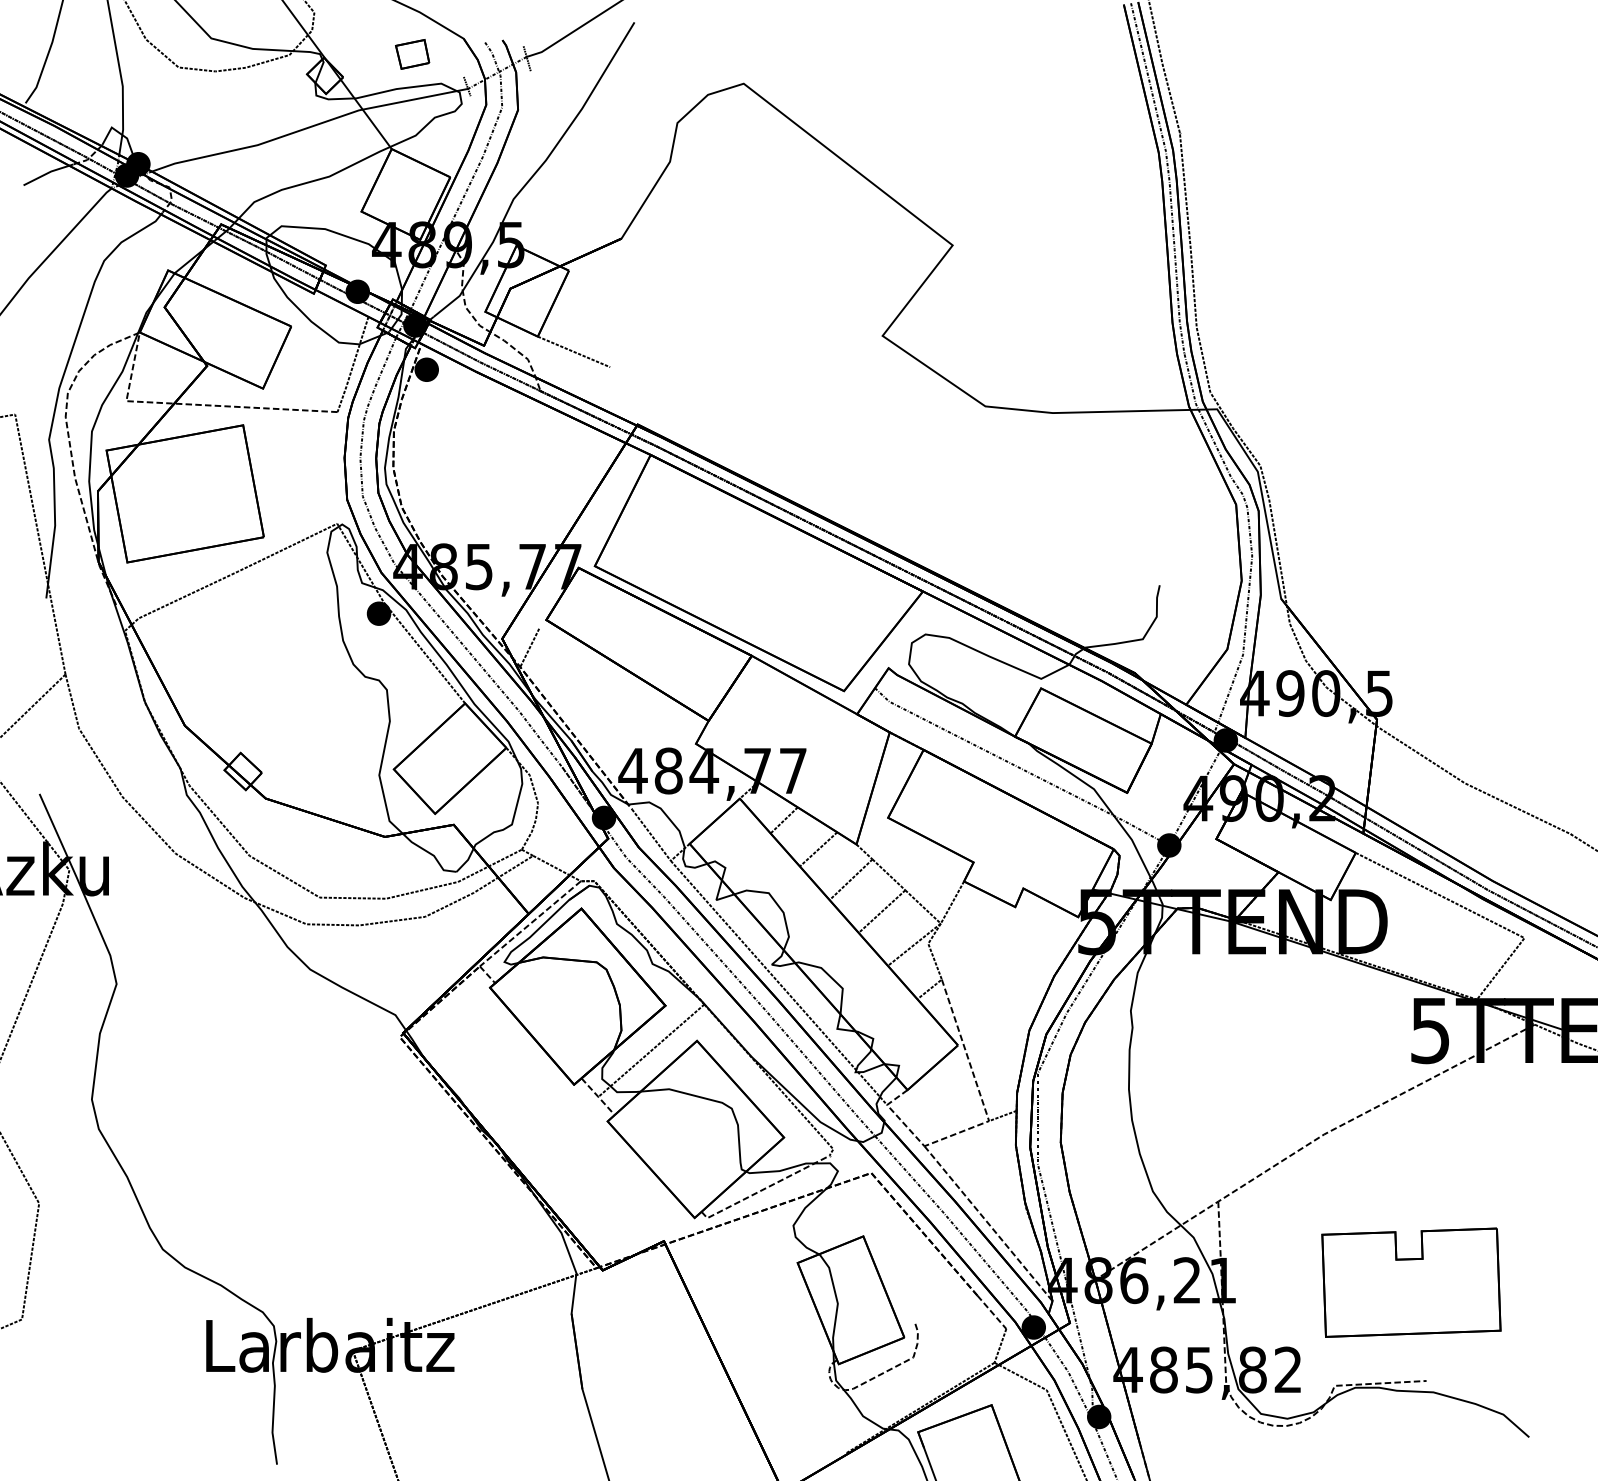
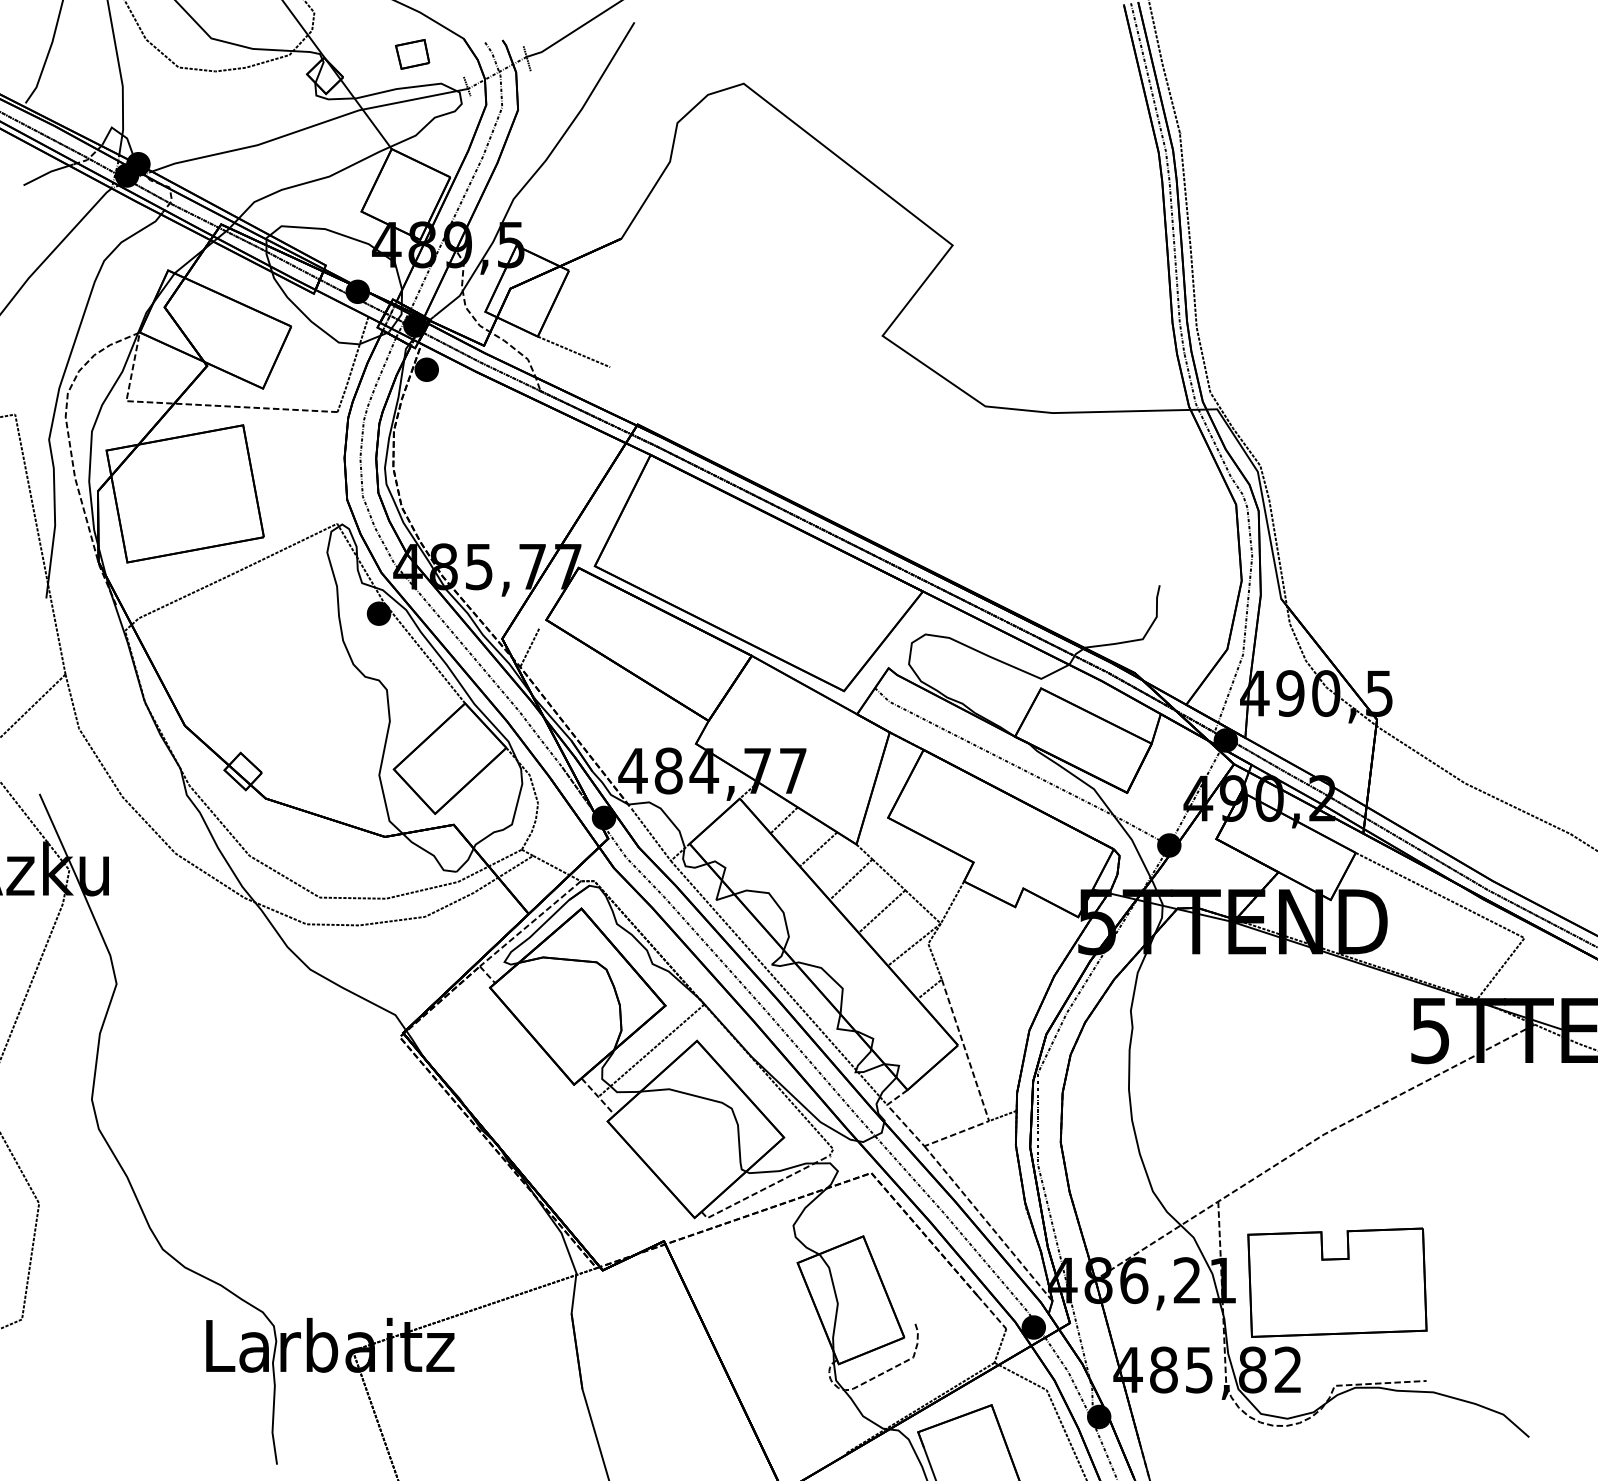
part position: (1411, 1282) -> (1337, 1282) (1337, 1282)
